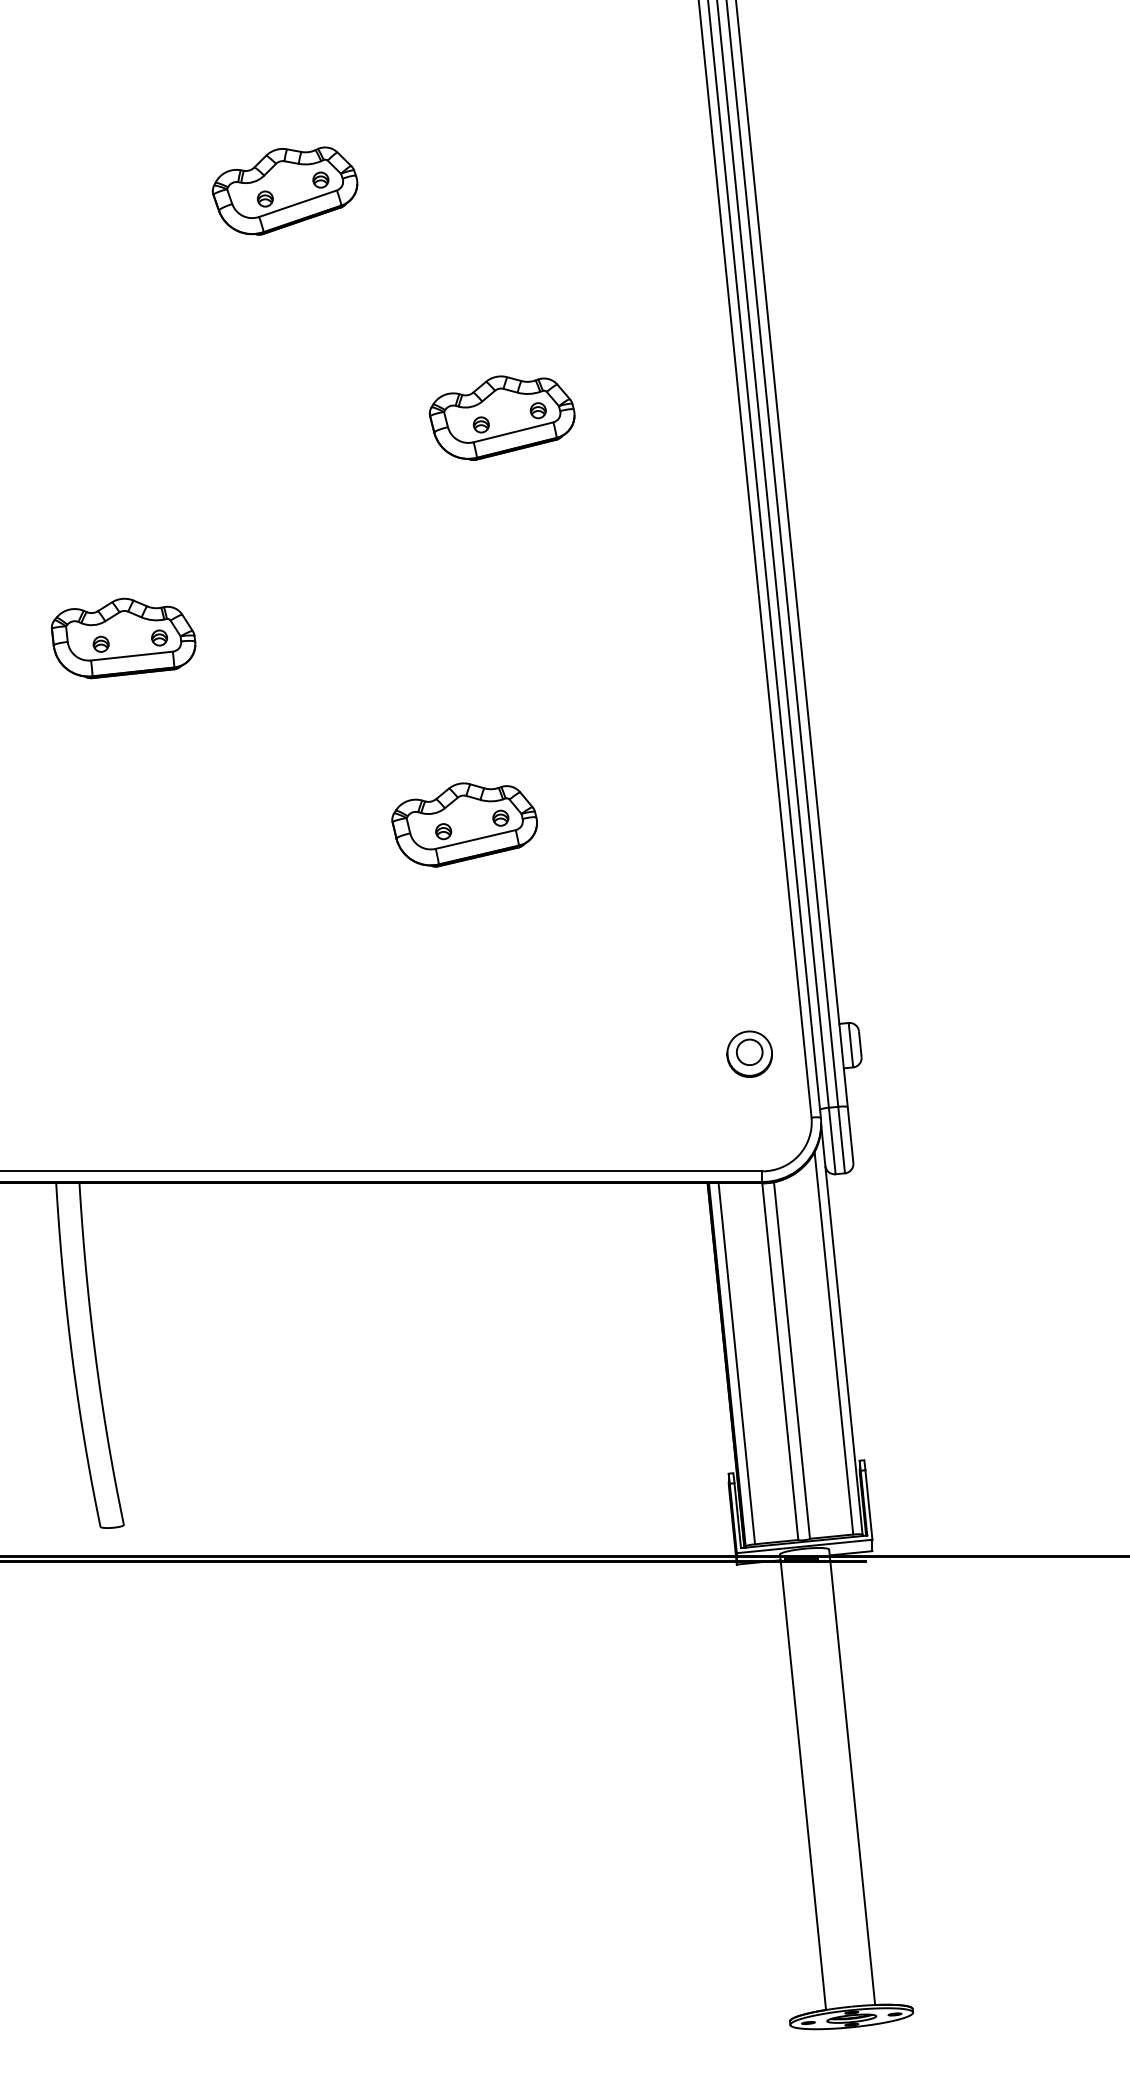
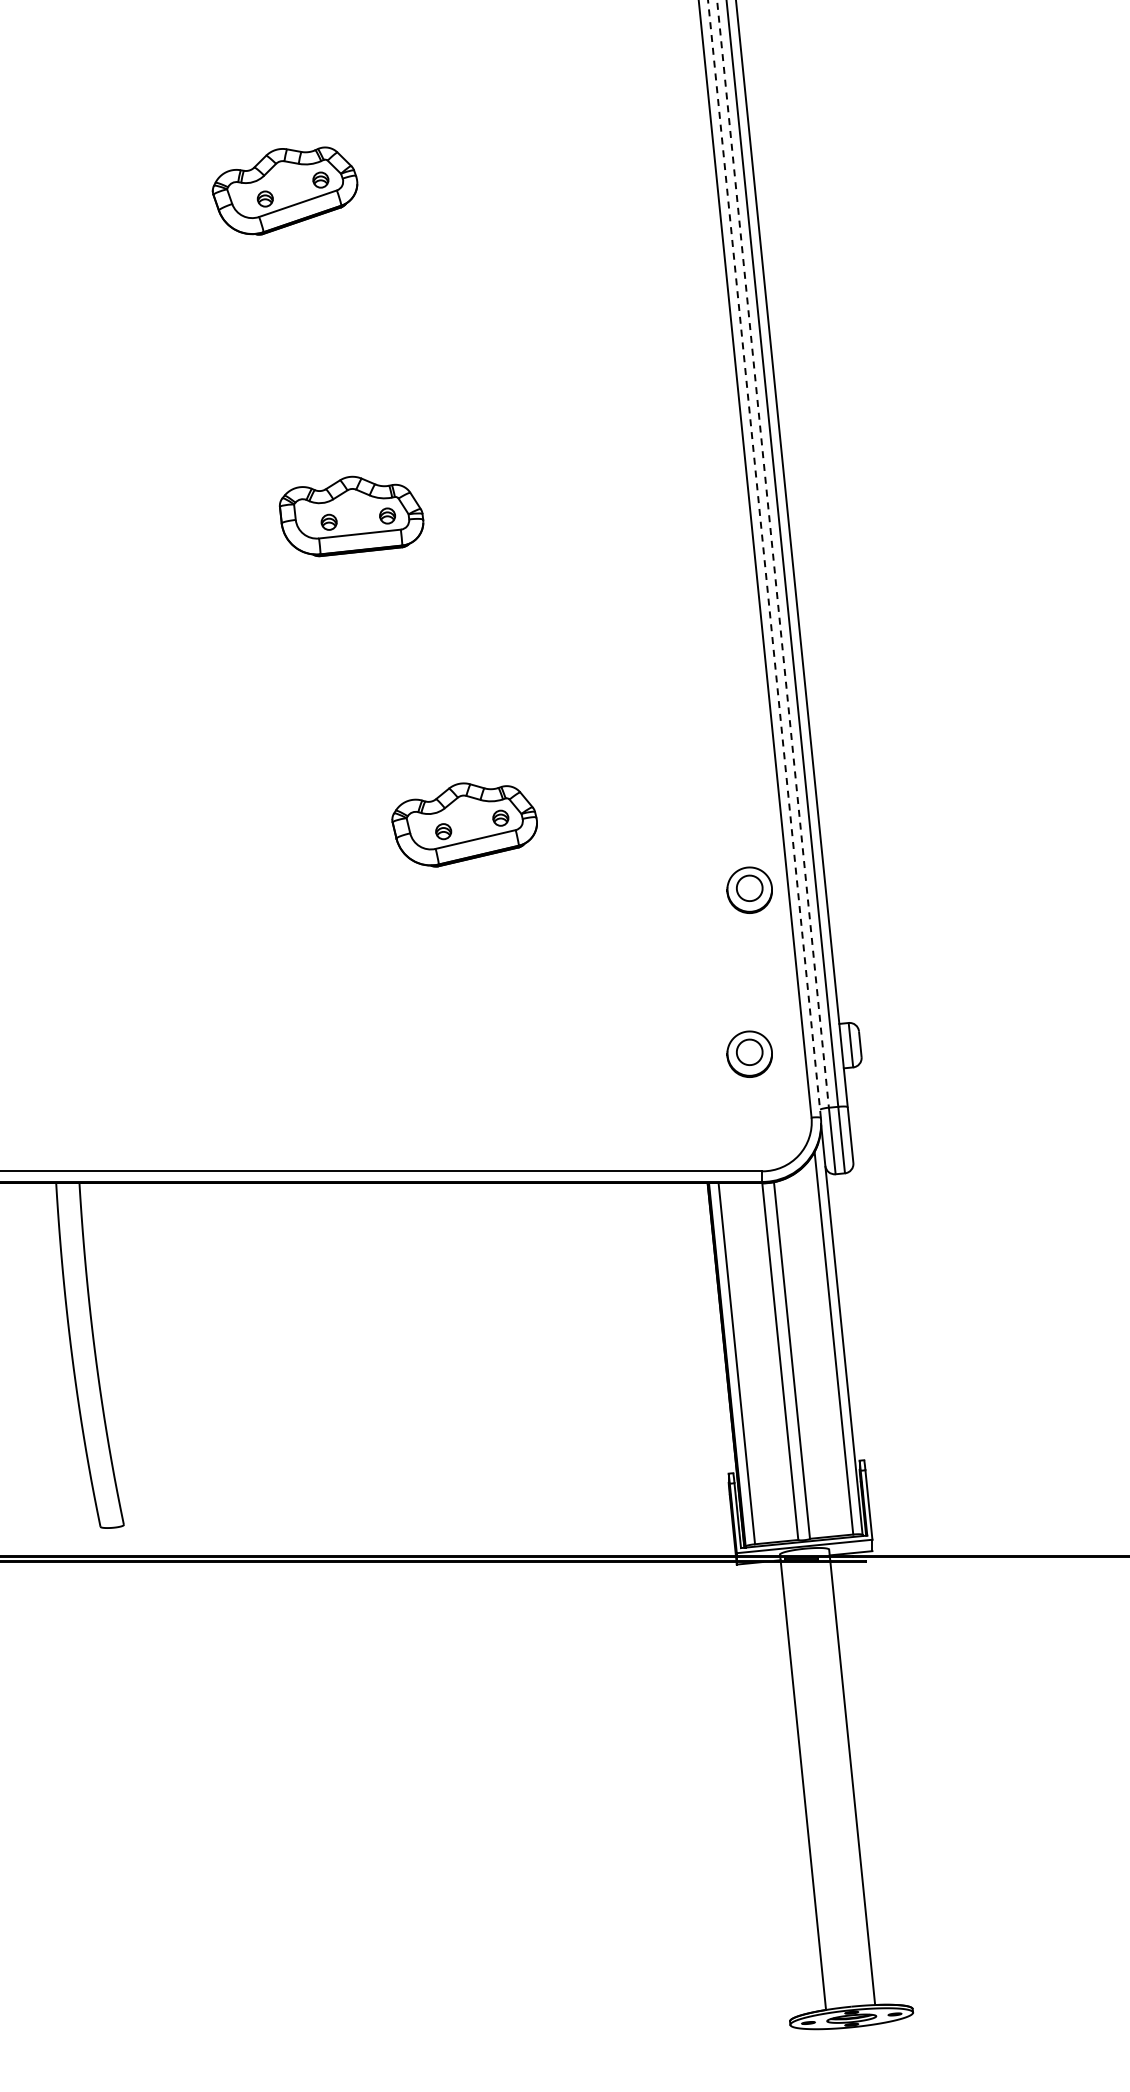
part: present -> none (501, 417)
line: solid -> dashed (773, 554)
line: solid -> dashed (764, 558)
part position: (123, 638) -> (351, 516) (351, 516)
part: none -> present (749, 889)
